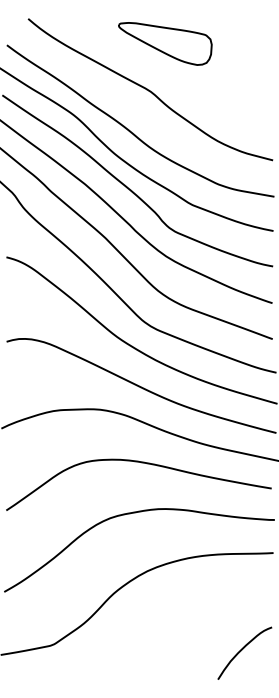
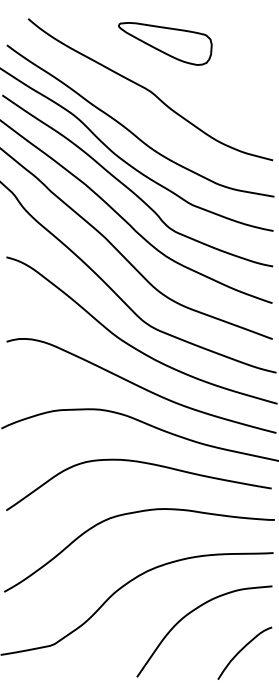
curve: none -> present (192, 612)
